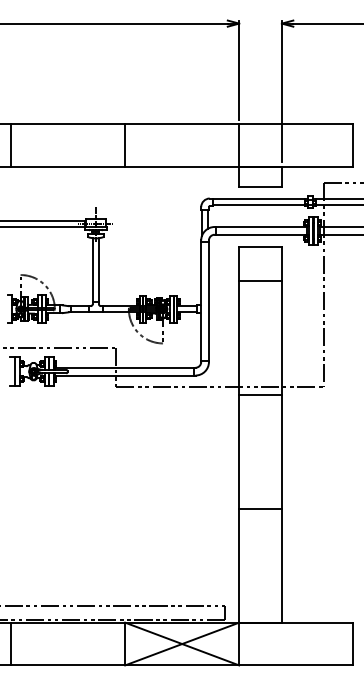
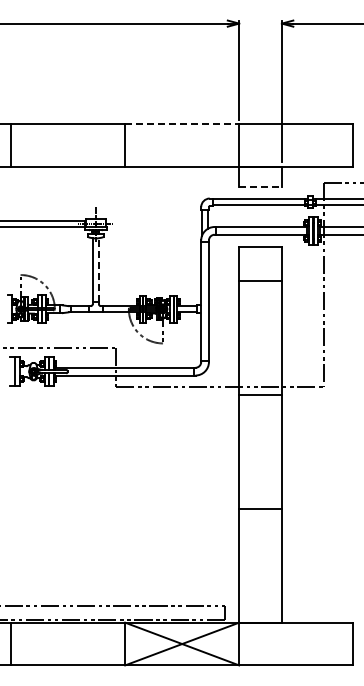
line: solid -> dashed (182, 124)
line: solid -> dashed (261, 186)
line: solid -> dashed (98, 270)
